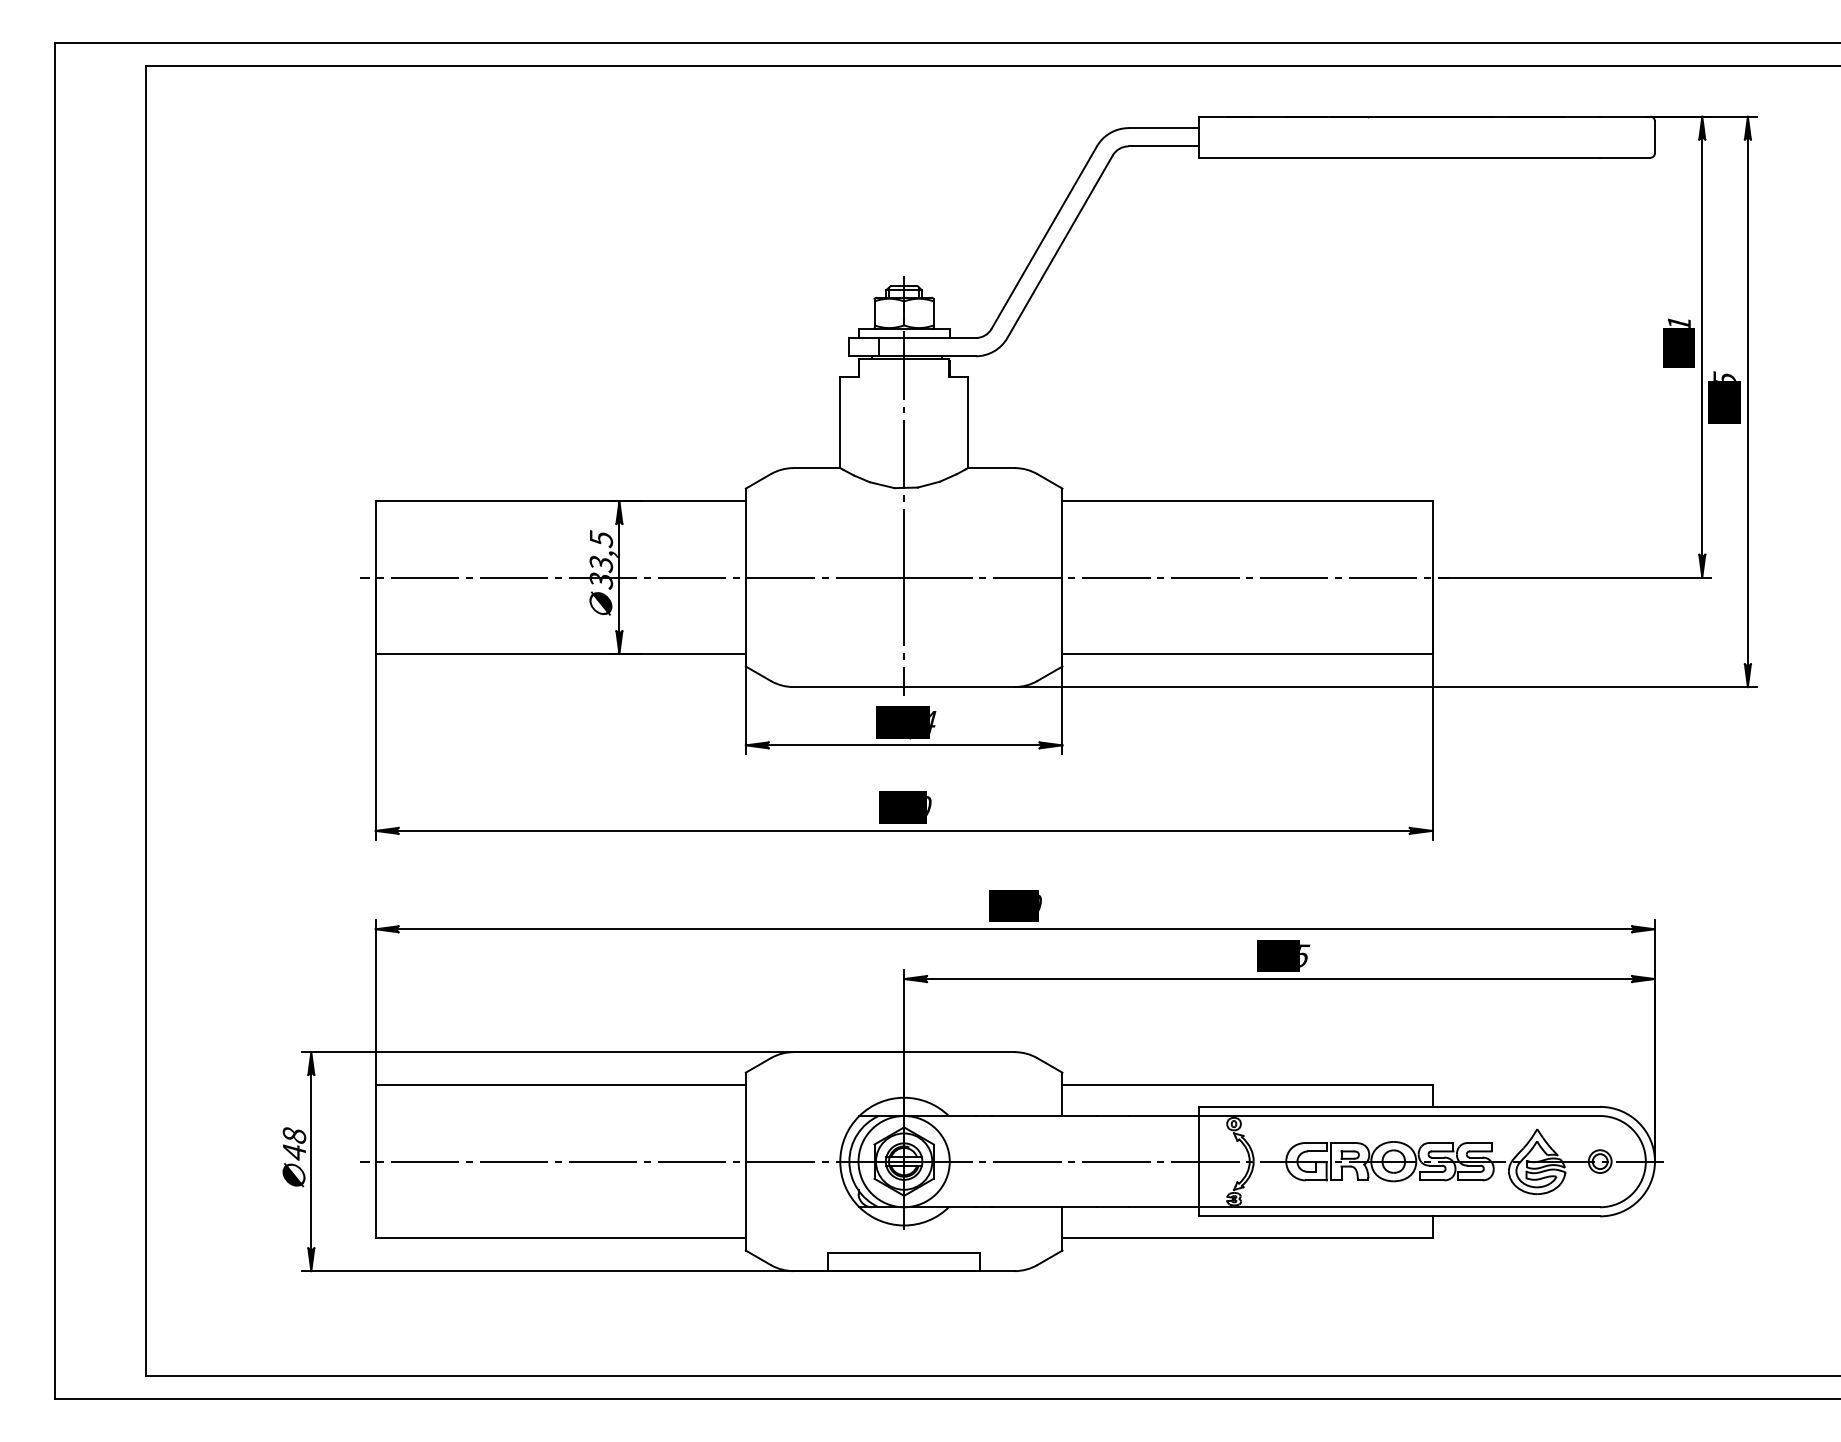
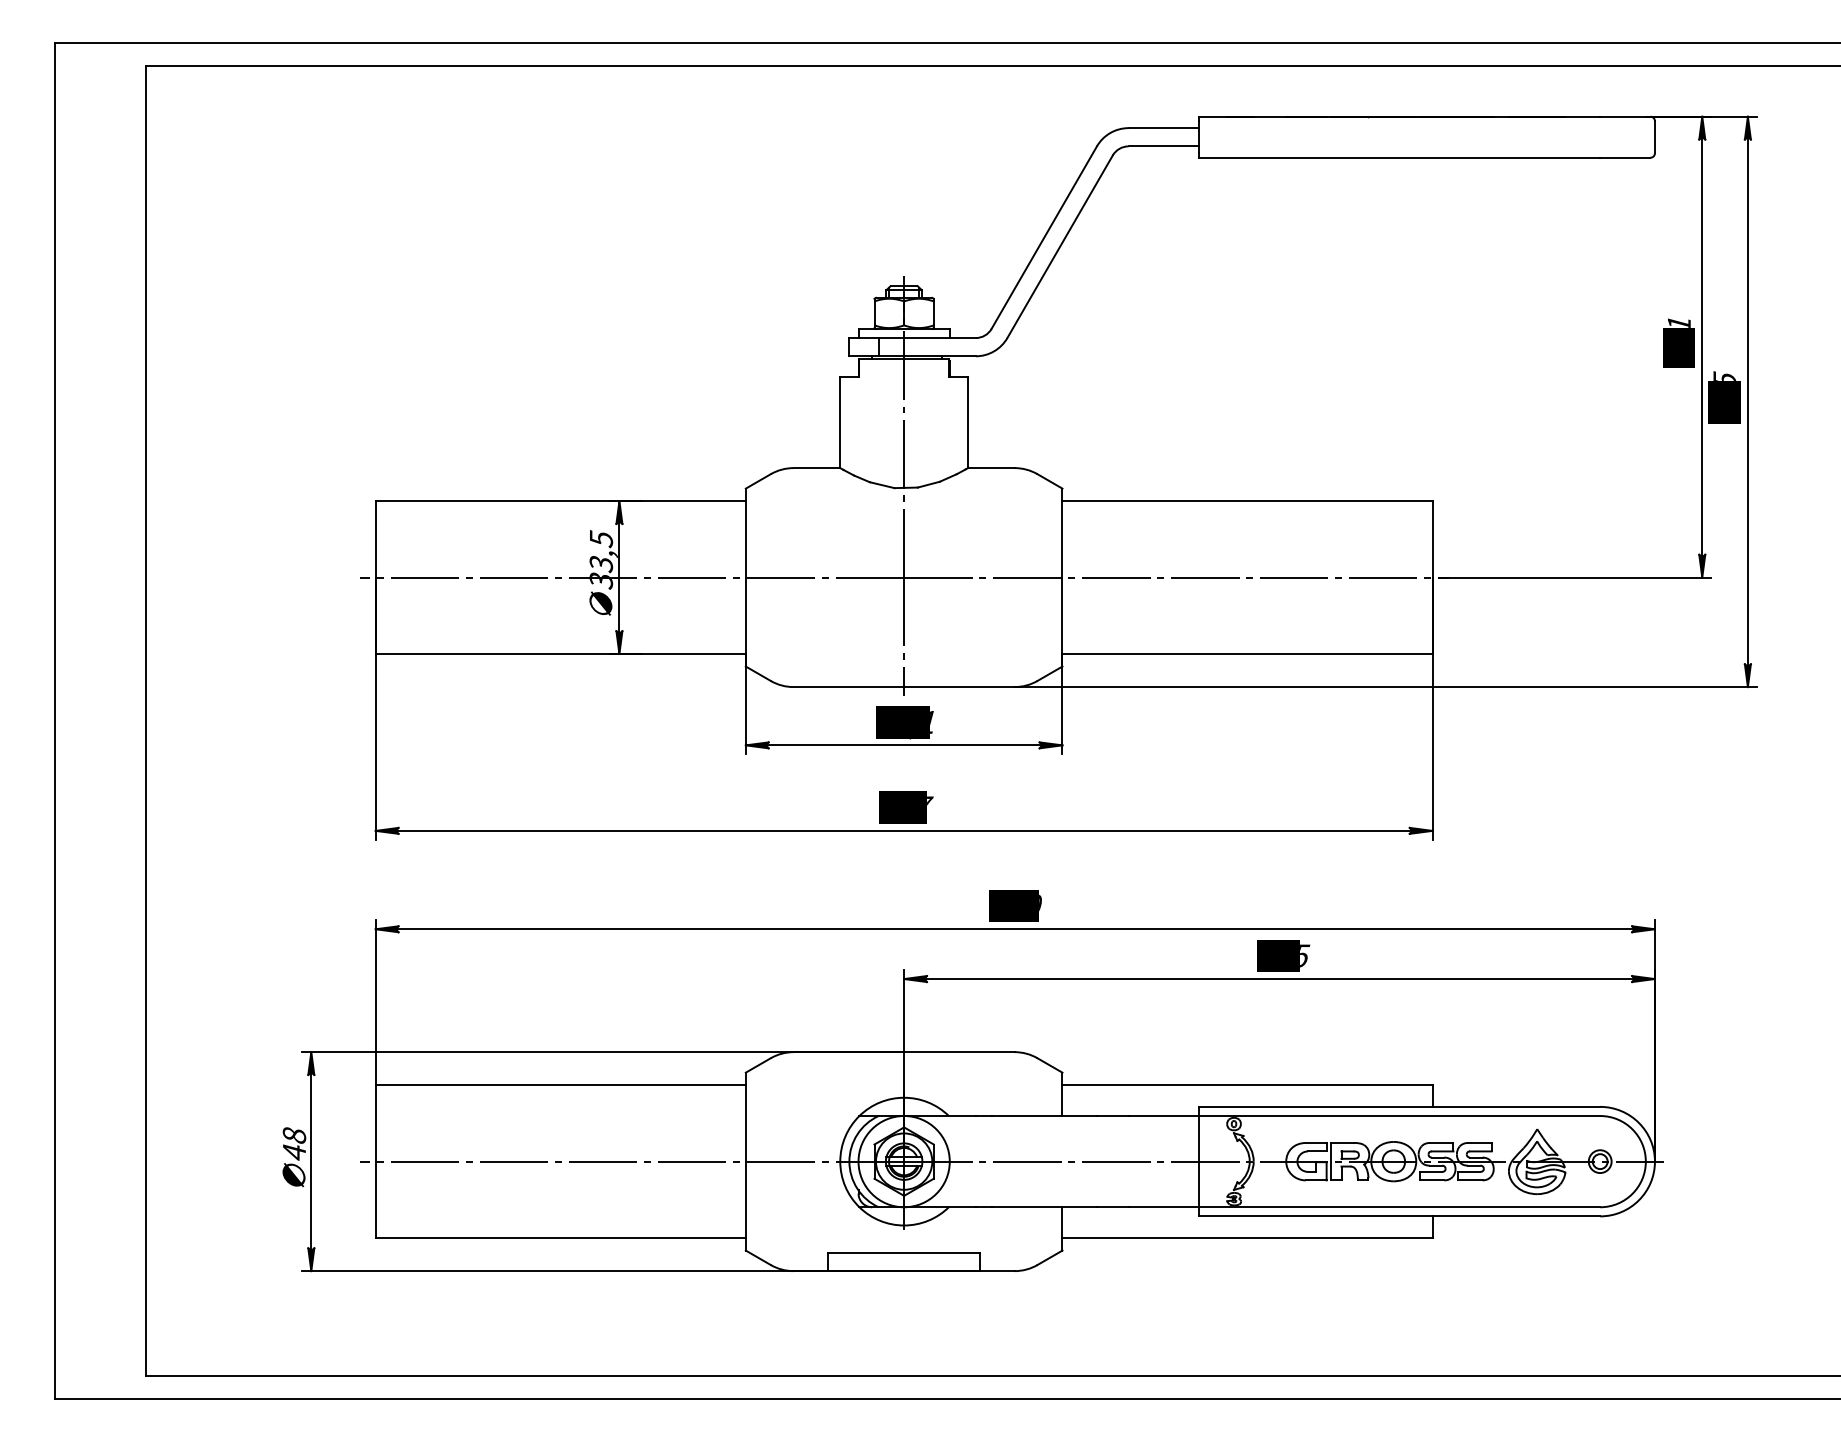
text: 69,4 -> 83,1 (933, 722)
text: 230 -> 277 (930, 805)
